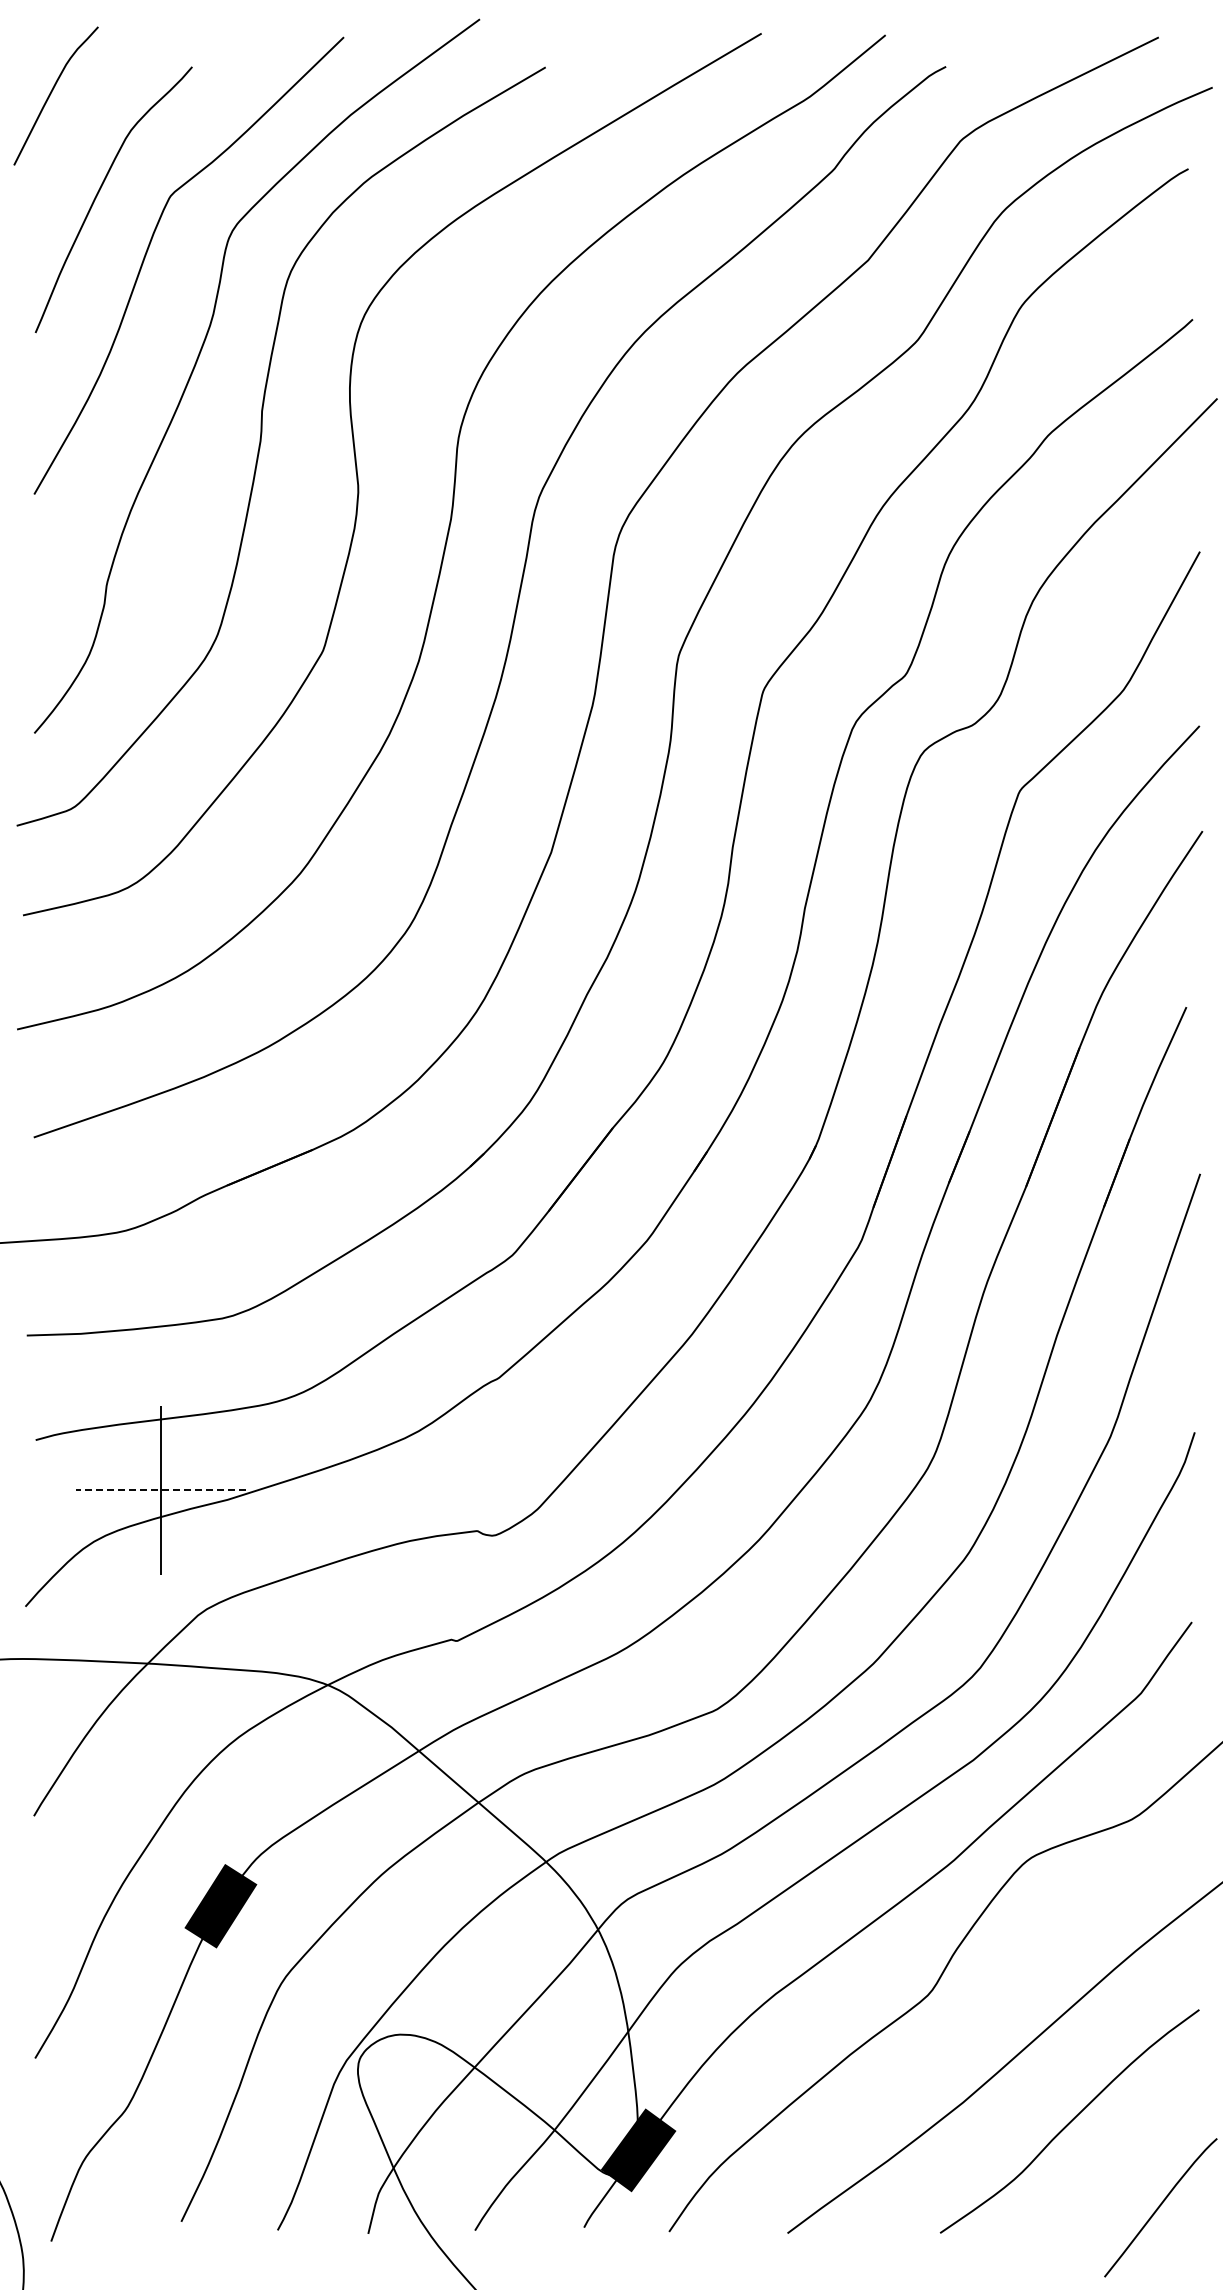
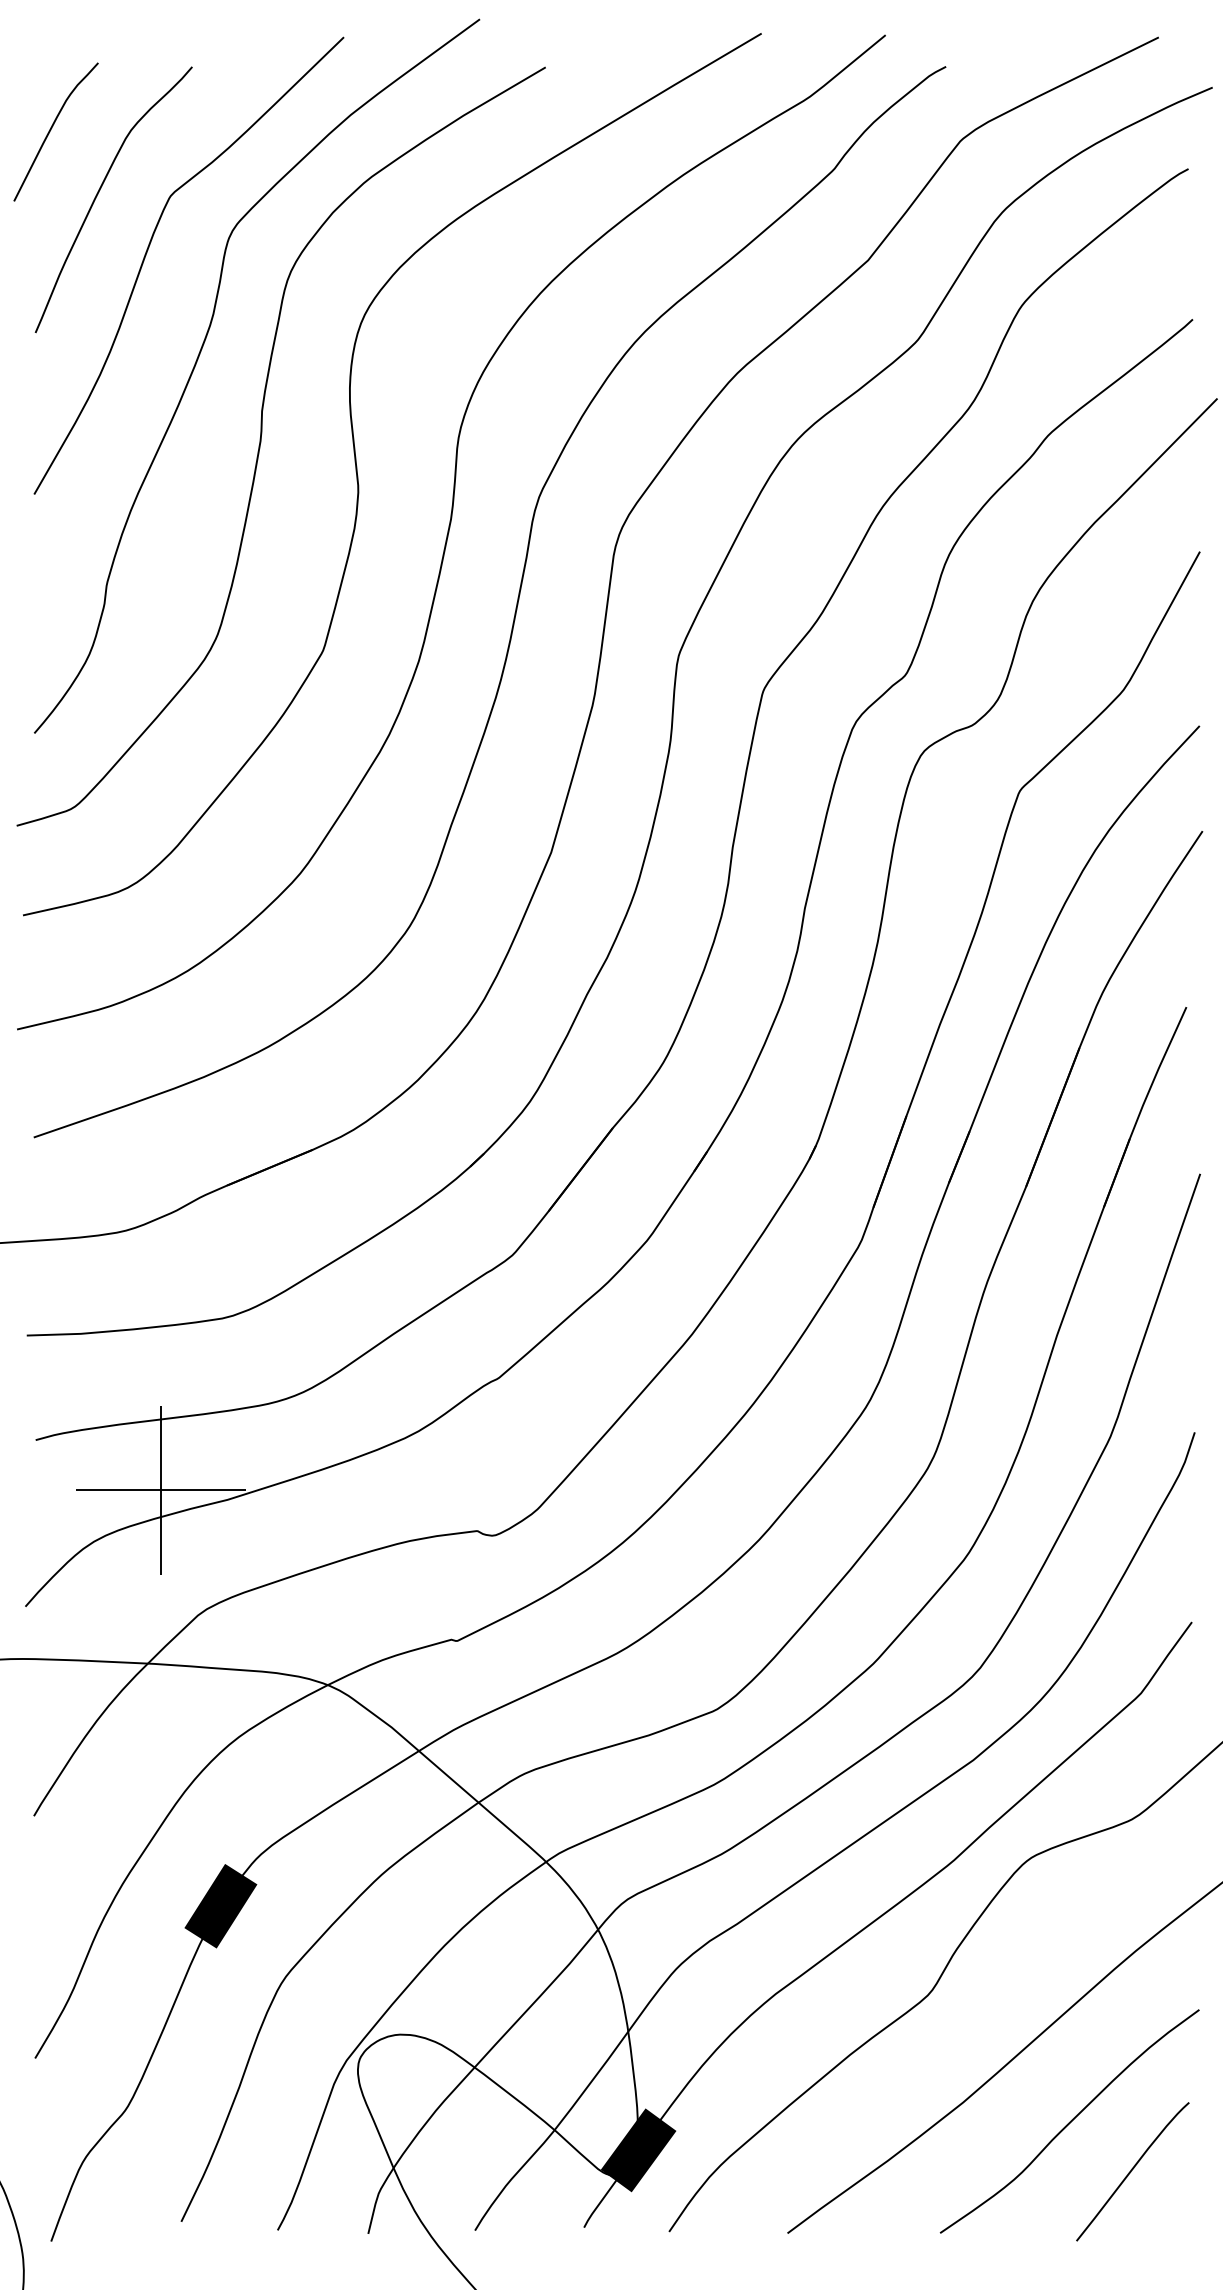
curve position: (51, 94) -> (51, 130) (51, 130)
line: dashed -> solid (161, 1490)
curve position: (1160, 2206) -> (1132, 2170) (1132, 2170)
